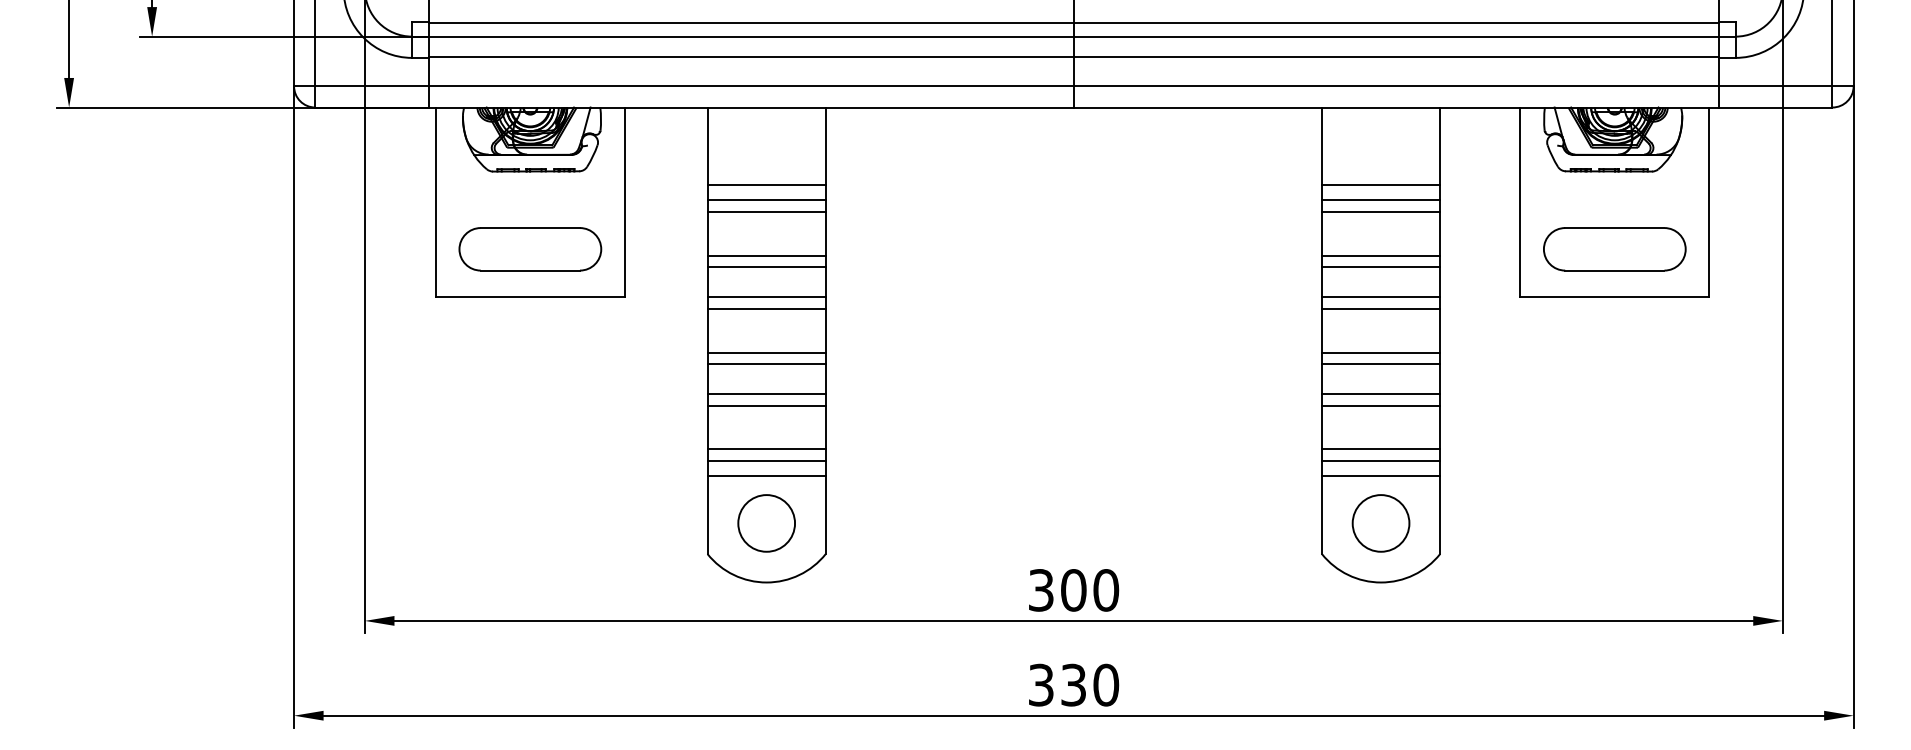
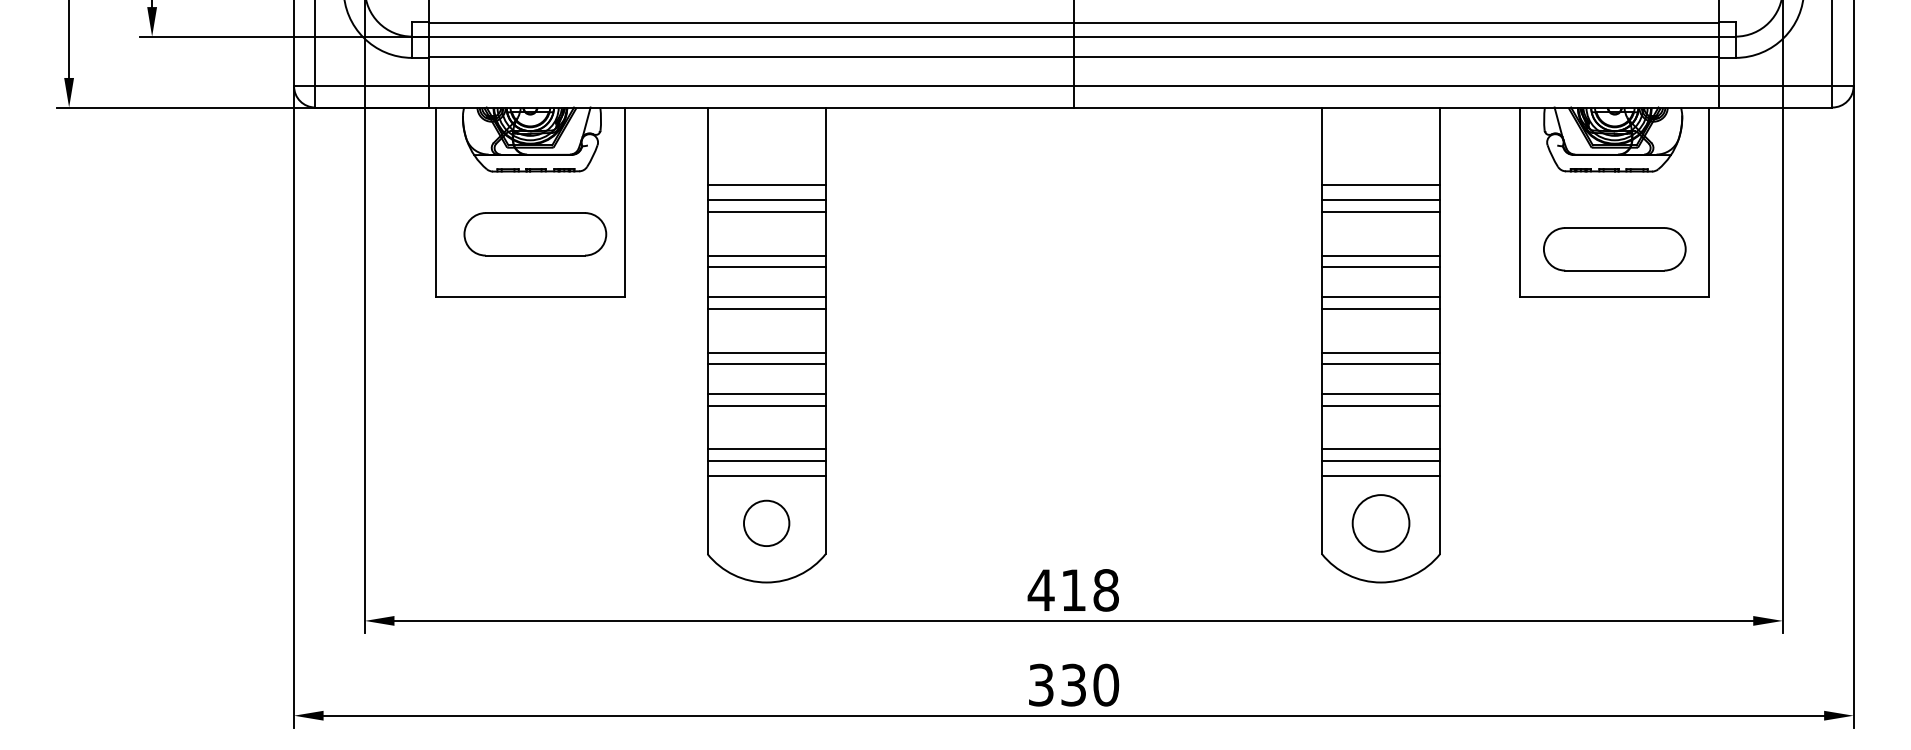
part position: (530, 249) -> (535, 234) (535, 234)
circle diameter: 57 px -> 45 px (766, 523)
text: 300 -> 418 (1073, 590)
